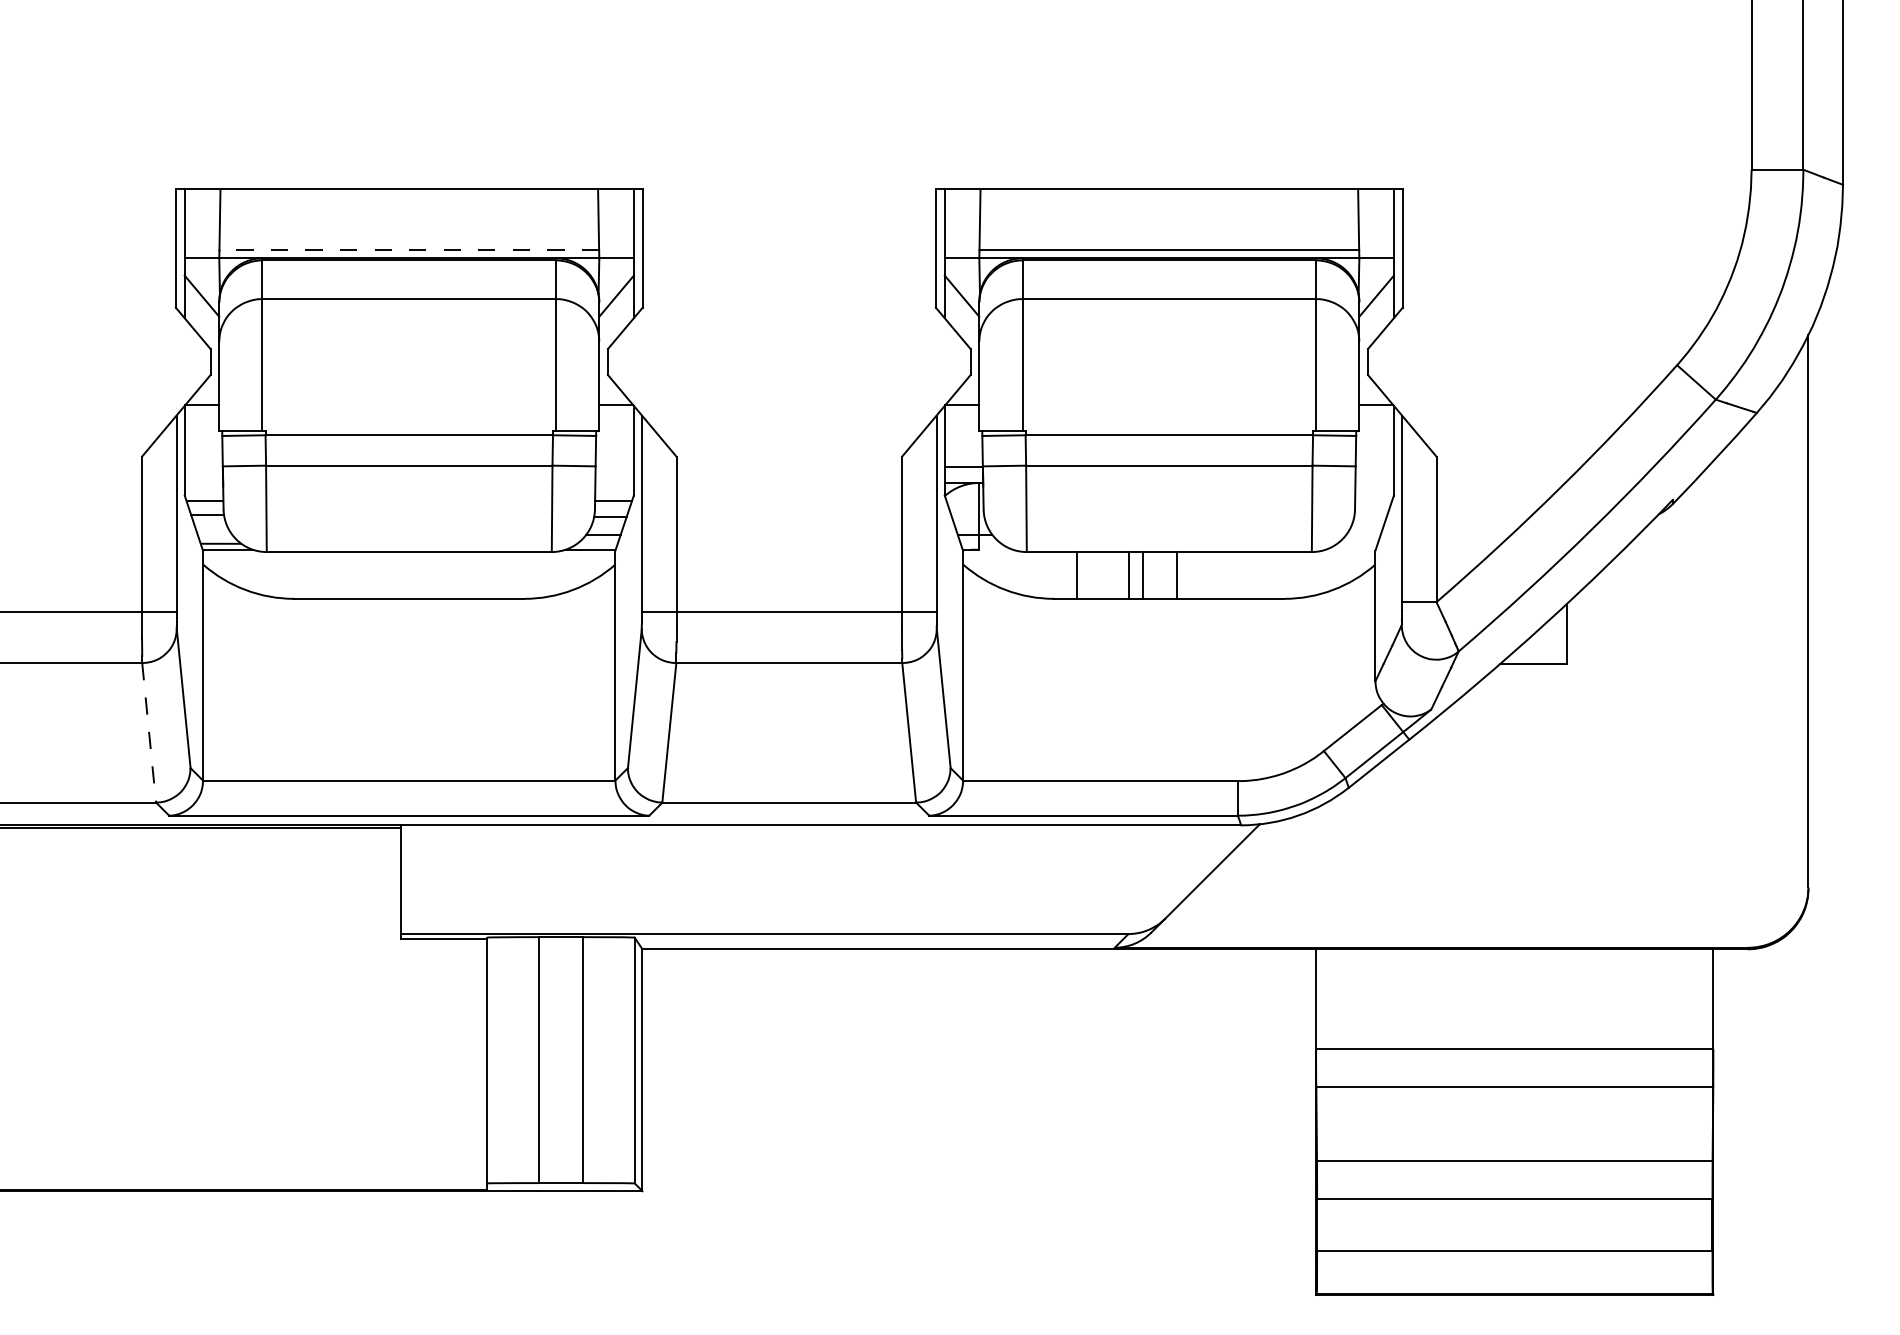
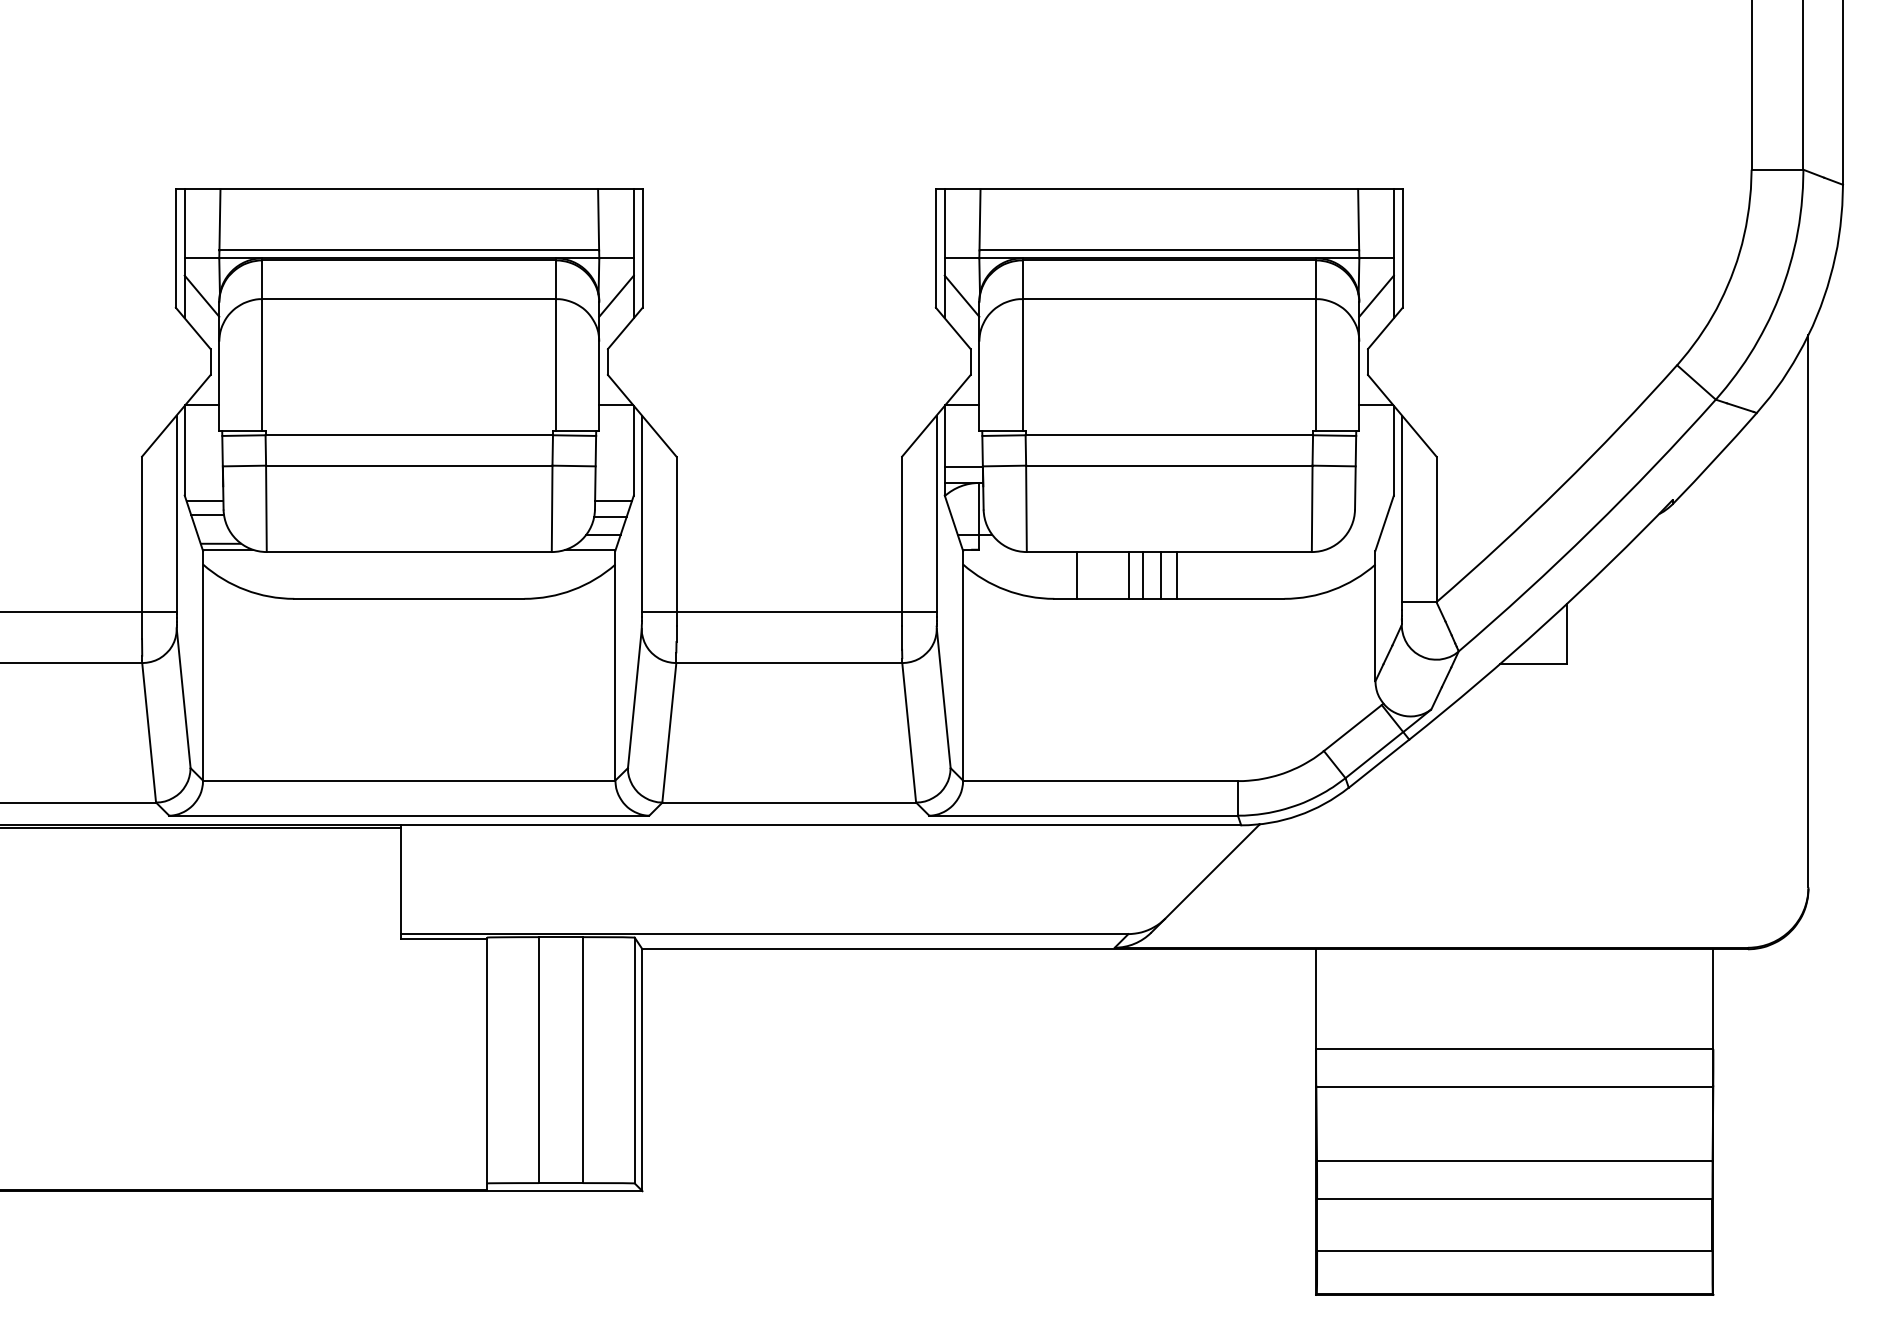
line: dashed -> solid (409, 250)
line: none -> present (1160, 575)
line: dashed -> solid (149, 733)
